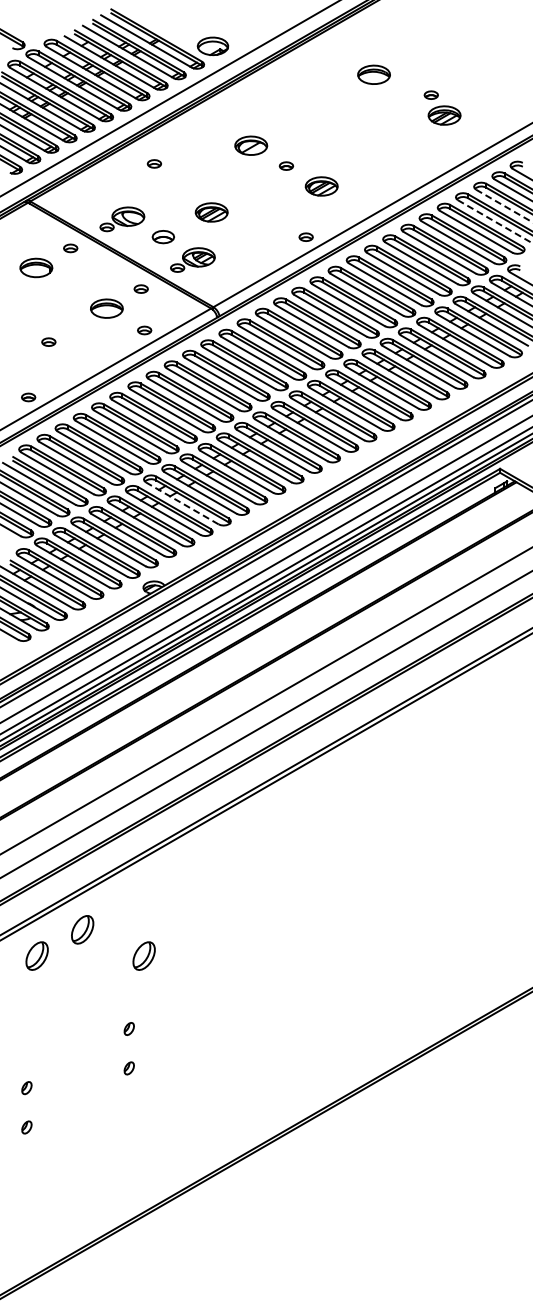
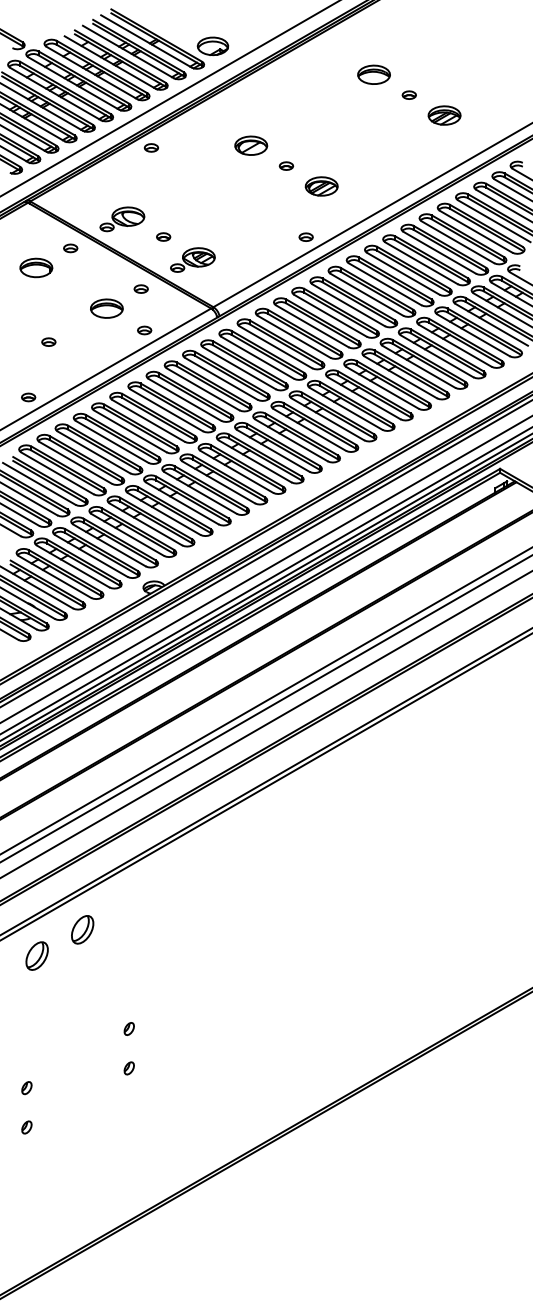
part position: (430, 94) -> (408, 94) (408, 94)
part position: (153, 163) -> (150, 147) (150, 147)
line: dashed -> solid (503, 205)
part: present -> none (211, 212)
line: dashed -> solid (494, 221)
part size: 24x15 px -> 16x10 px (163, 236)
line: dashed -> solid (182, 503)
line: none -> present (265, 708)
part: present -> none (143, 955)
